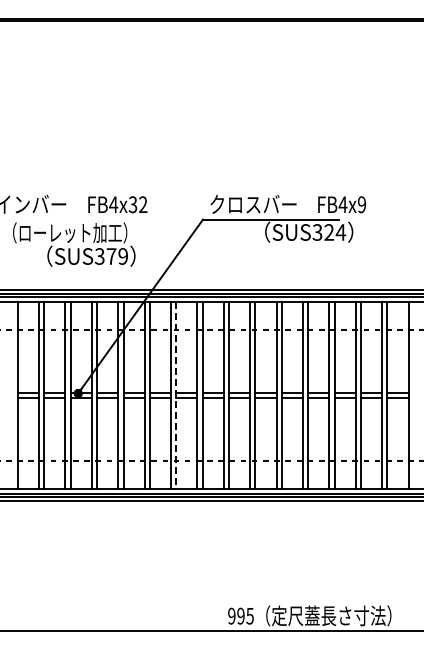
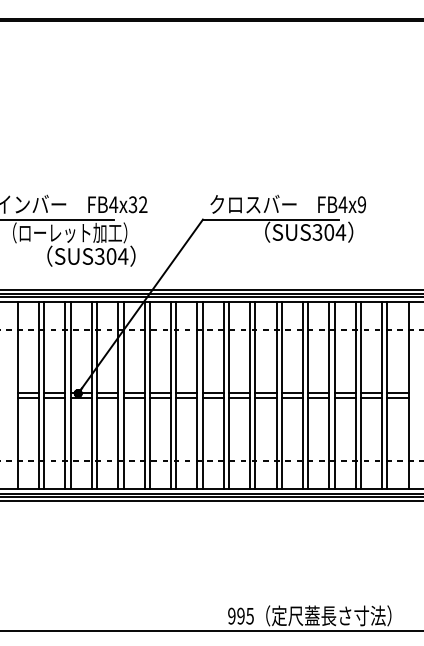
line: none -> present (57, 219)
text: SUS324 -> SUS304 (329, 232)
text: SUS379 -> SUS304 (117, 256)
line: dashed -> solid (176, 395)
